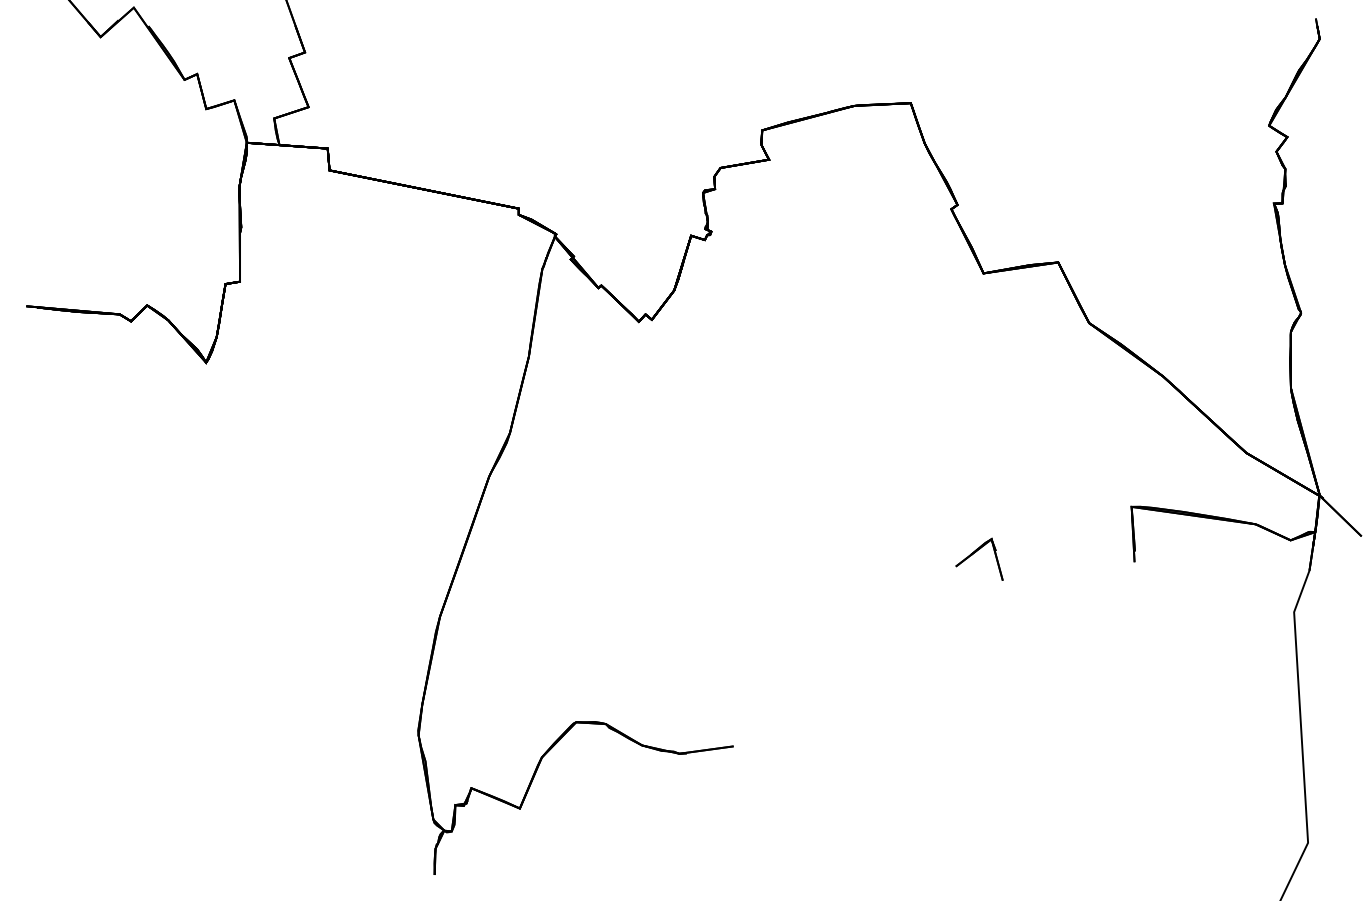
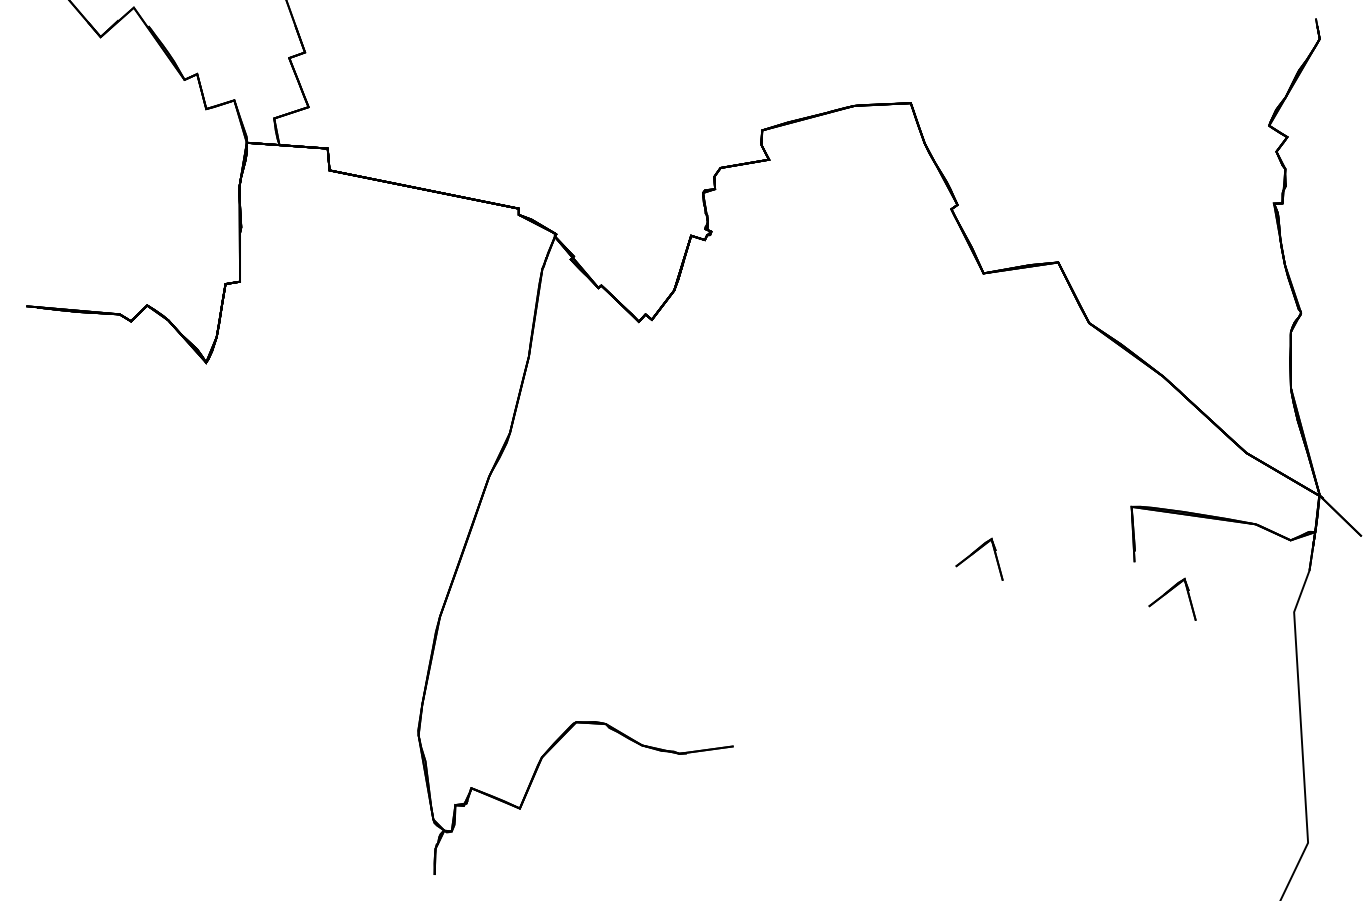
part: none -> present (1169, 592)
